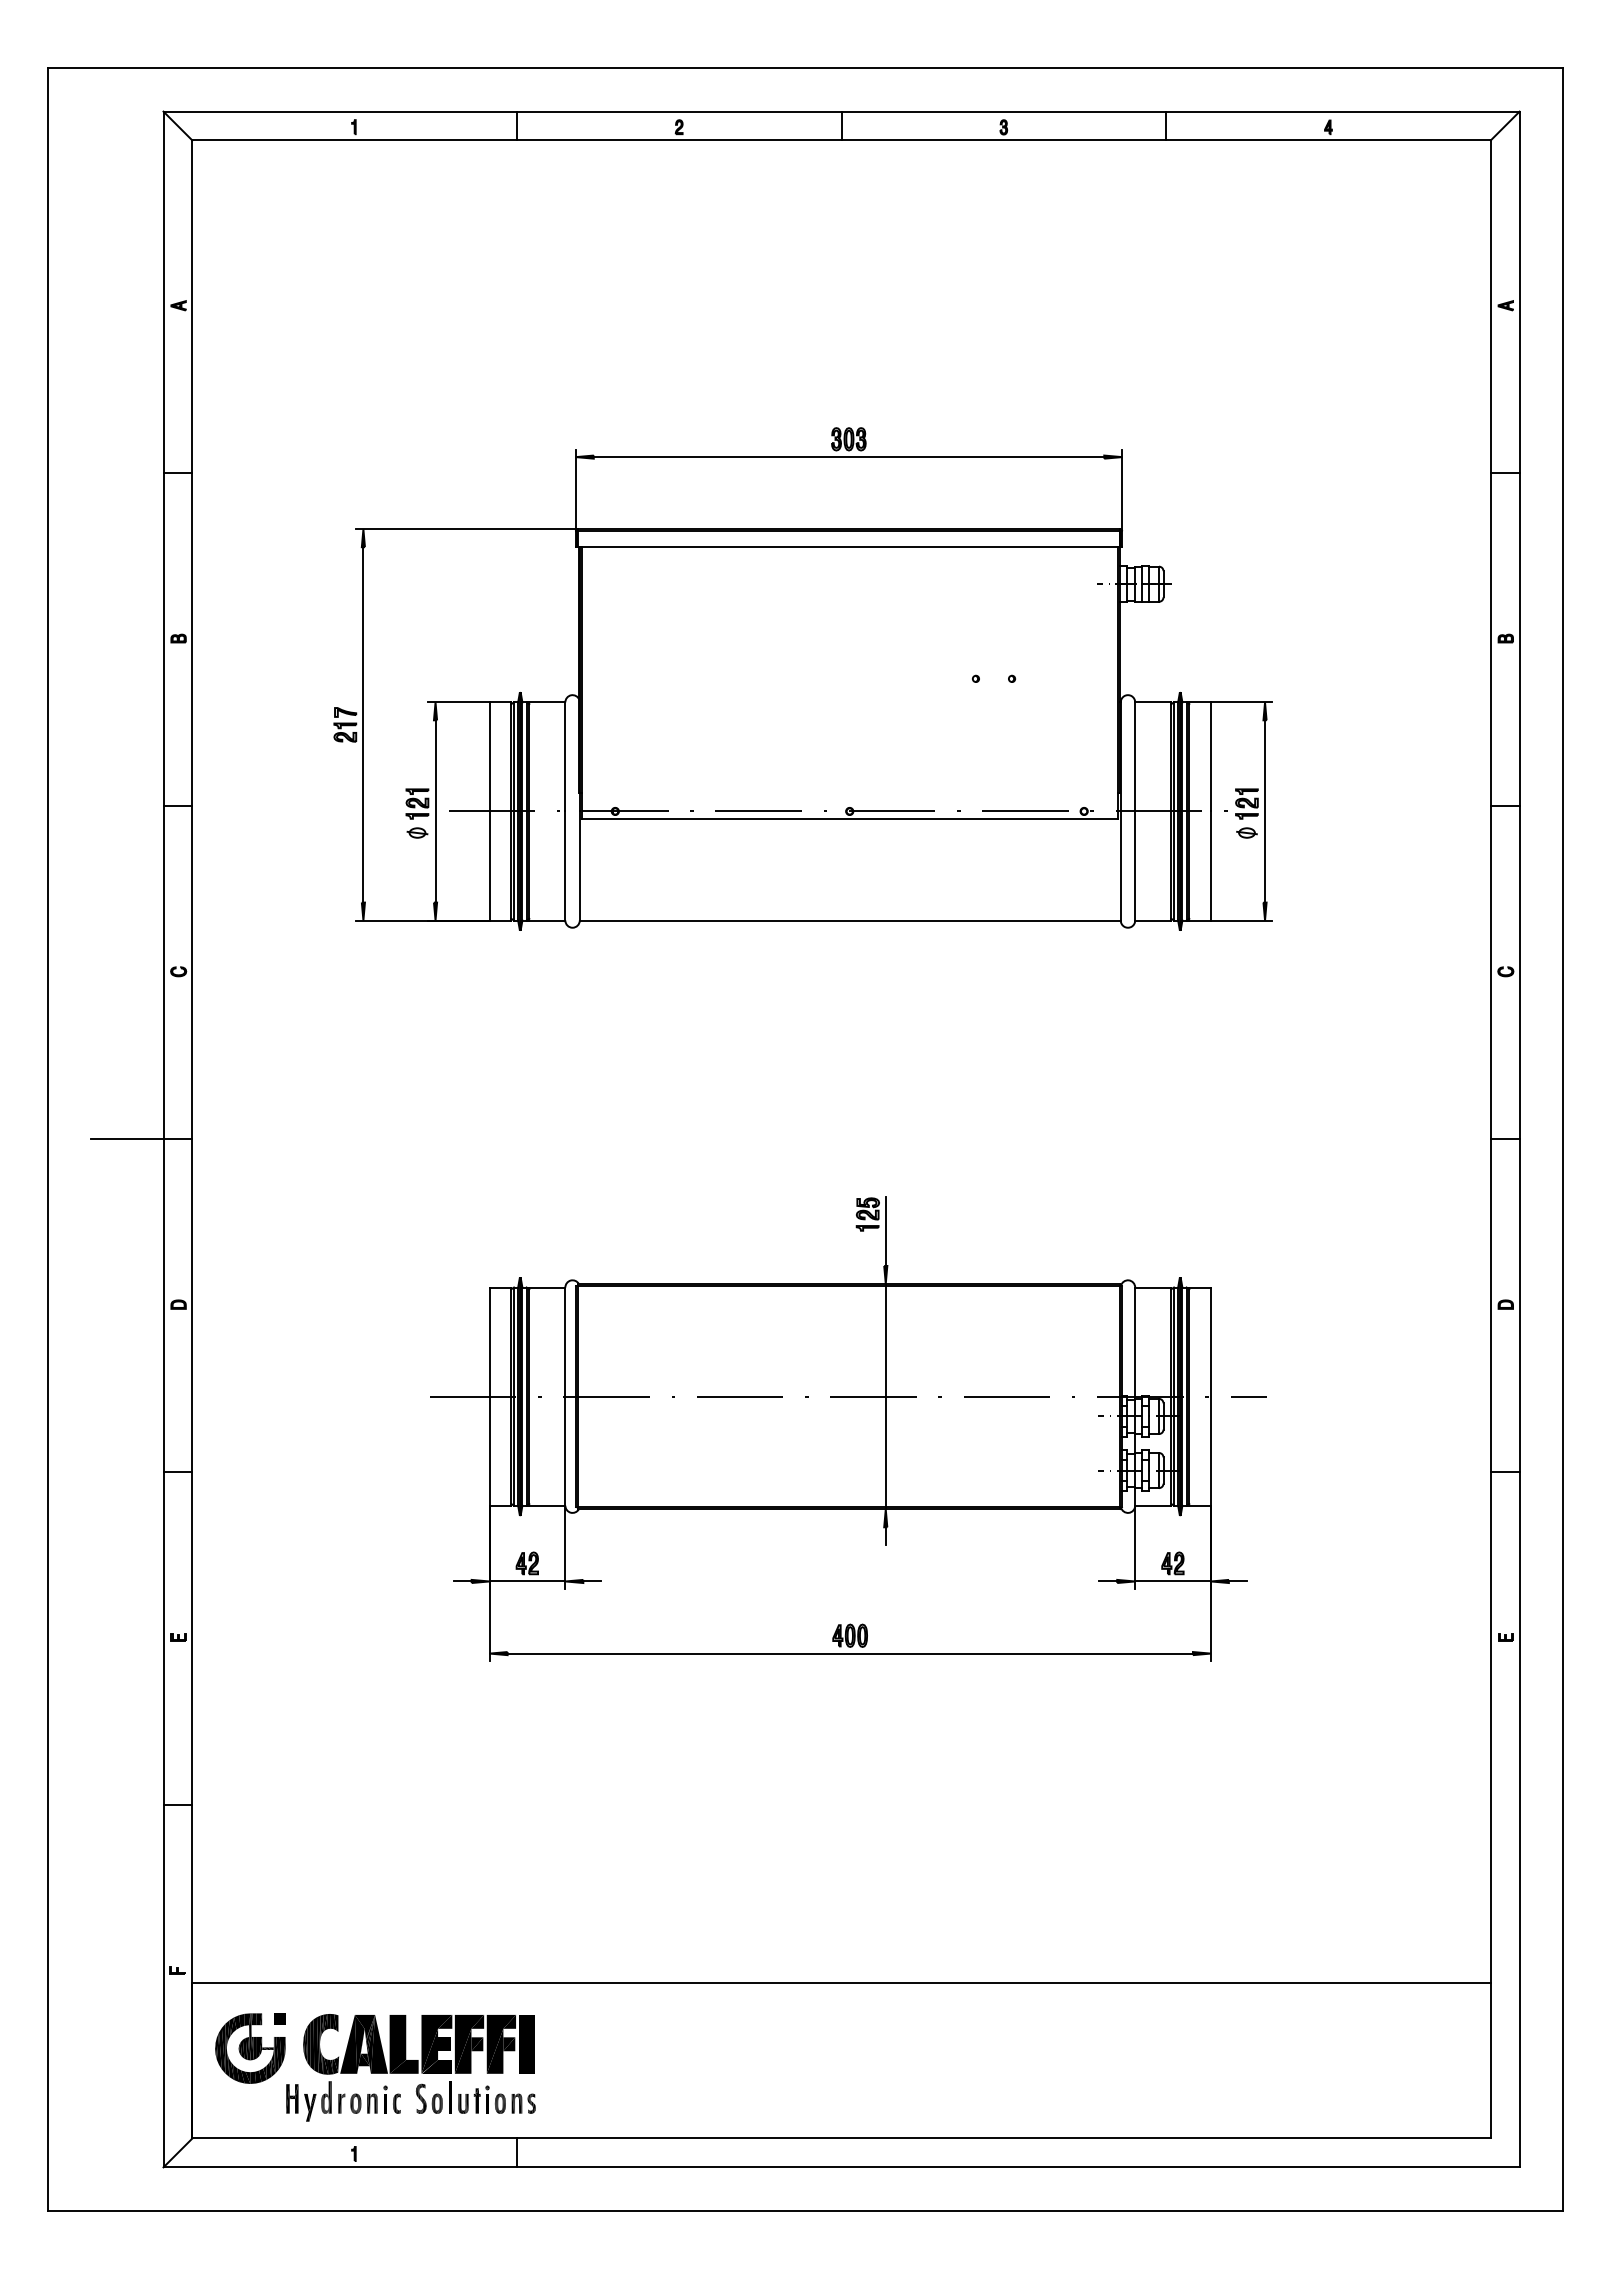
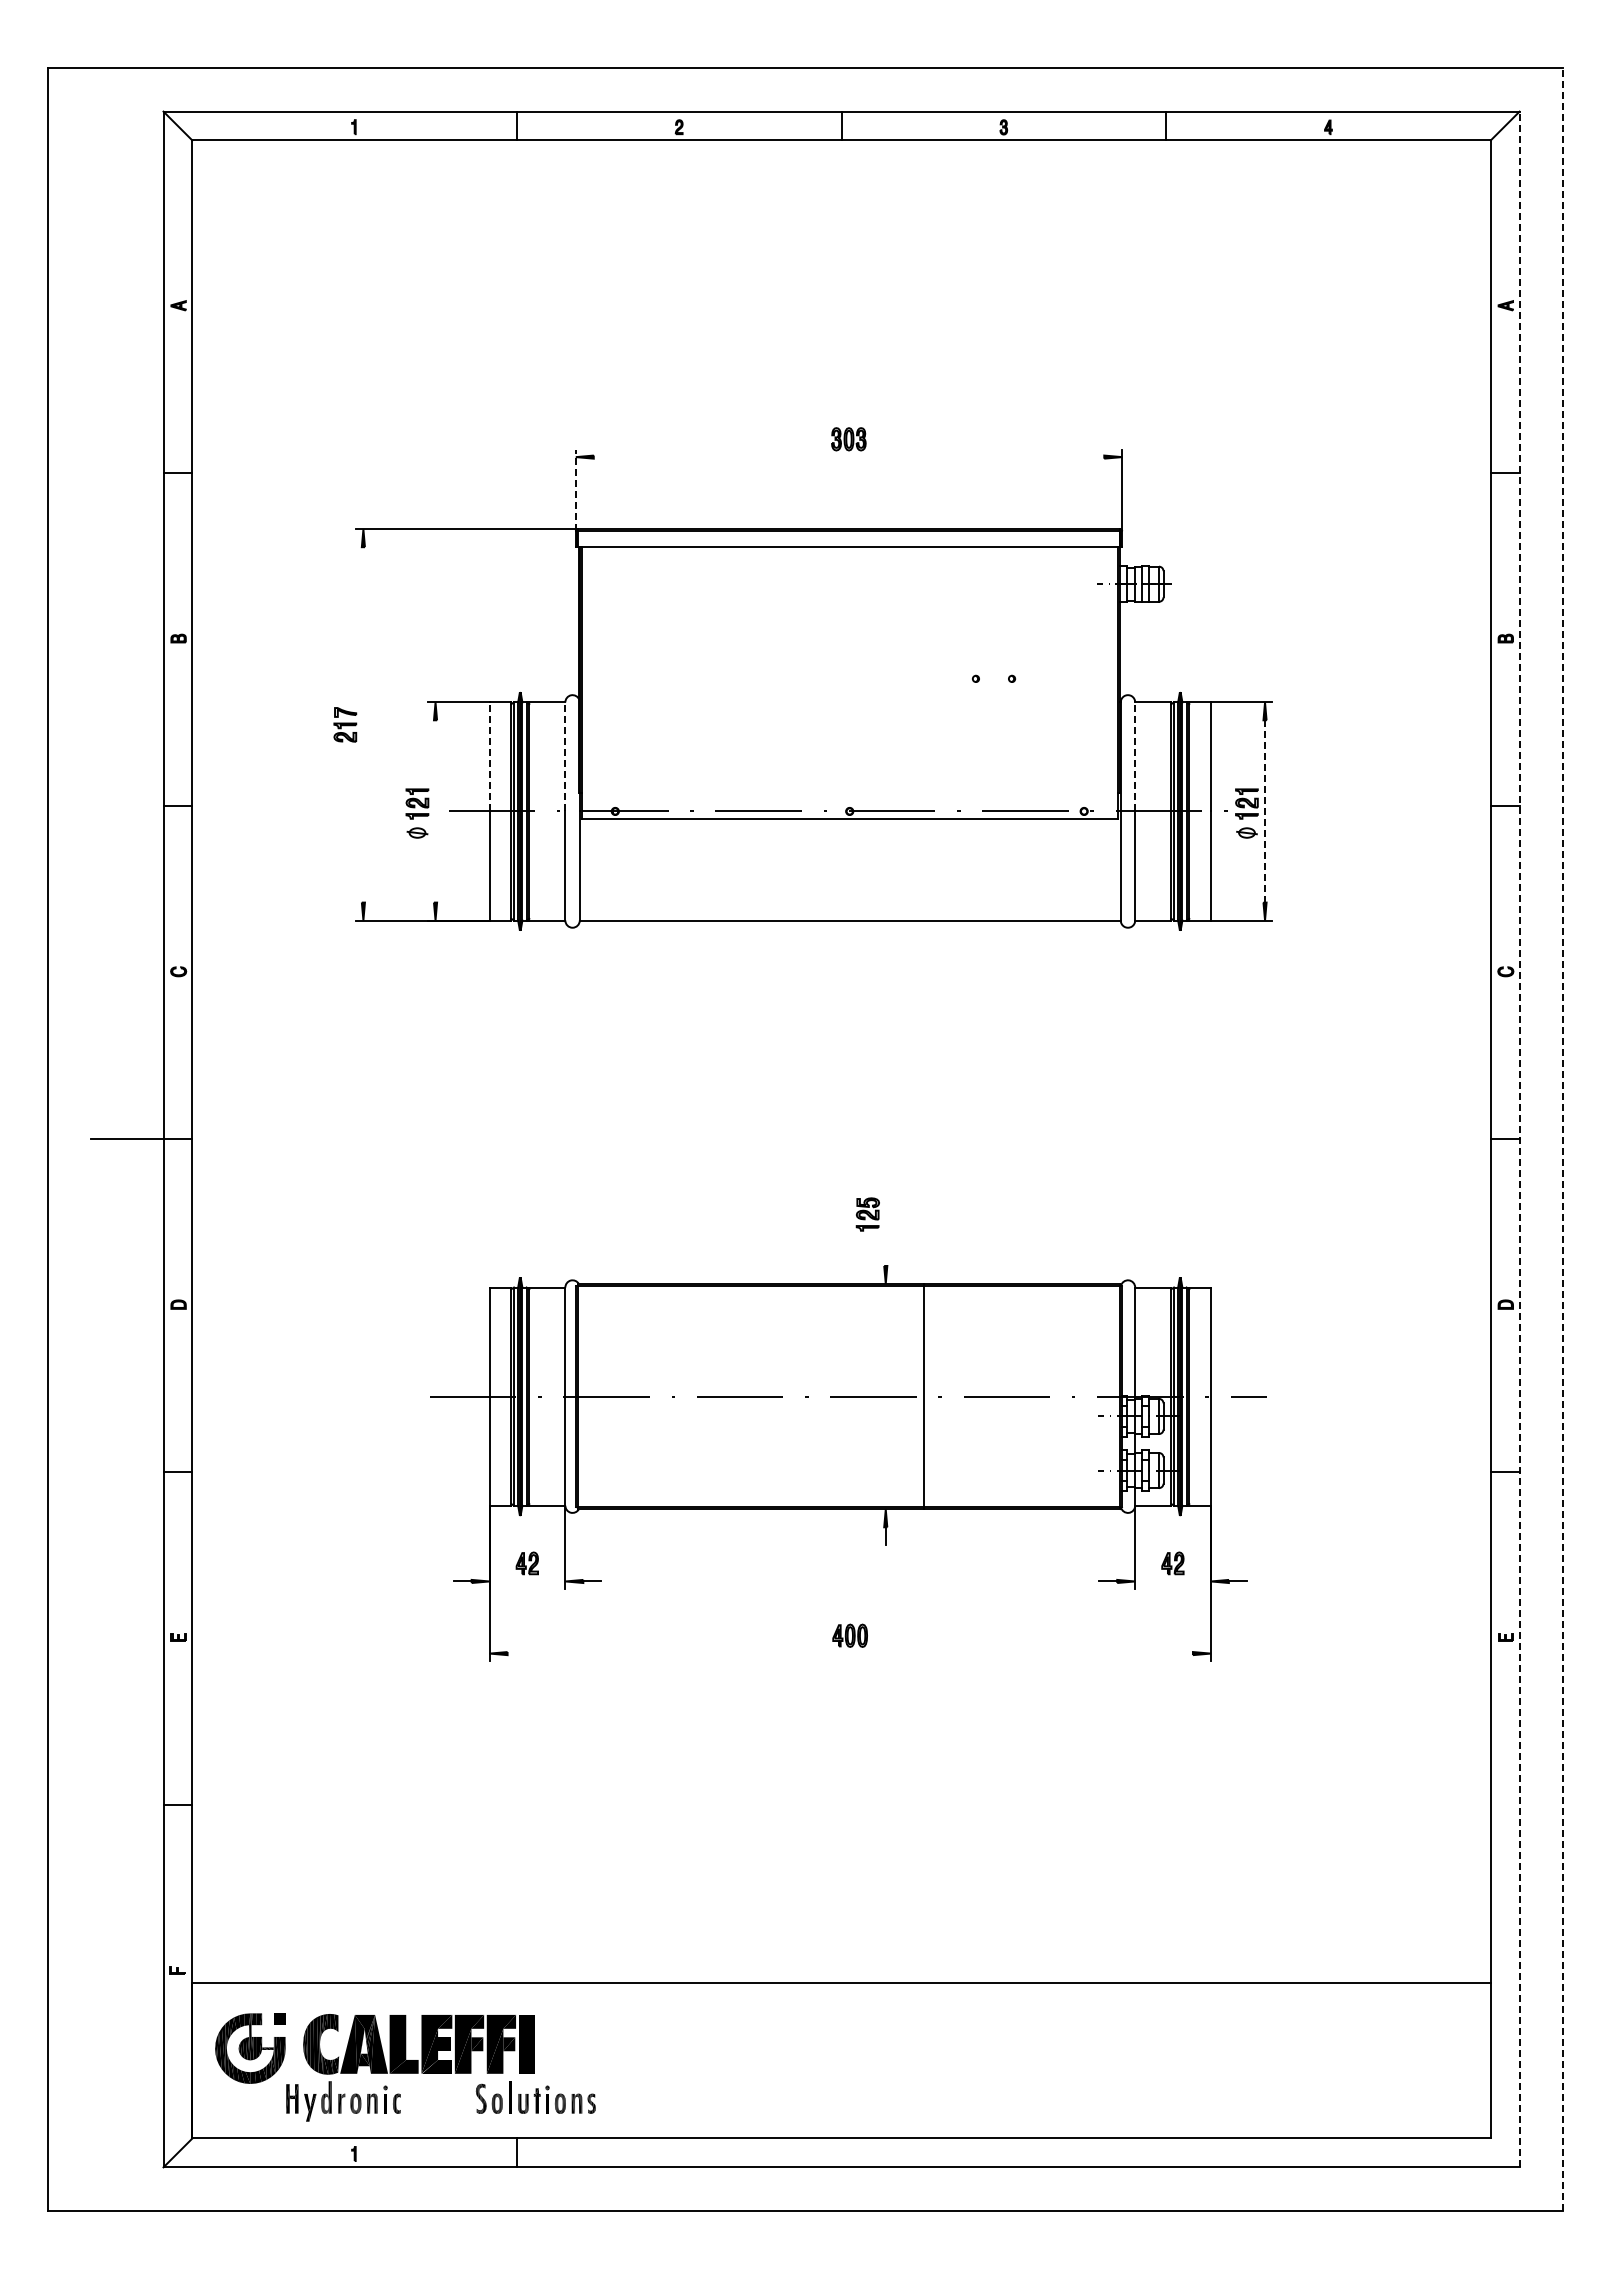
line: present -> none (848, 457)
line: solid -> dashed (575, 490)
line: present -> none (363, 724)
line: solid -> dashed (489, 756)
line: solid -> dashed (565, 756)
line: solid -> dashed (1135, 756)
line: solid -> dashed (1265, 810)
line: present -> none (435, 811)
line: solid -> dashed (1519, 1139)
line: solid -> dashed (1562, 1139)
line: present -> none (885, 1231)
line position: (885, 1396) -> (923, 1396) (923, 1396)
line: present -> none (527, 1581)
line: present -> none (1172, 1581)
line: present -> none (849, 1653)
part position: (475, 2097) -> (535, 2097) (535, 2097)
